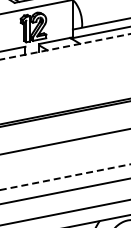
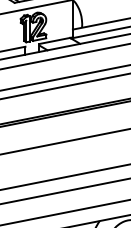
line: dashed -> solid (65, 46)
line: none -> present (64, 56)
line: none -> present (64, 77)
line: none -> present (64, 86)
line: dashed -> solid (64, 177)
